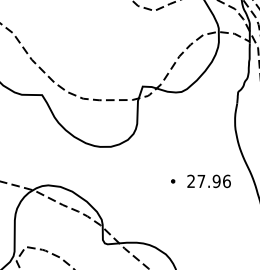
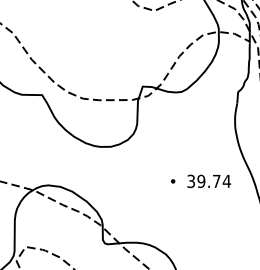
text: 27.96 -> 39.74 (209, 181)
